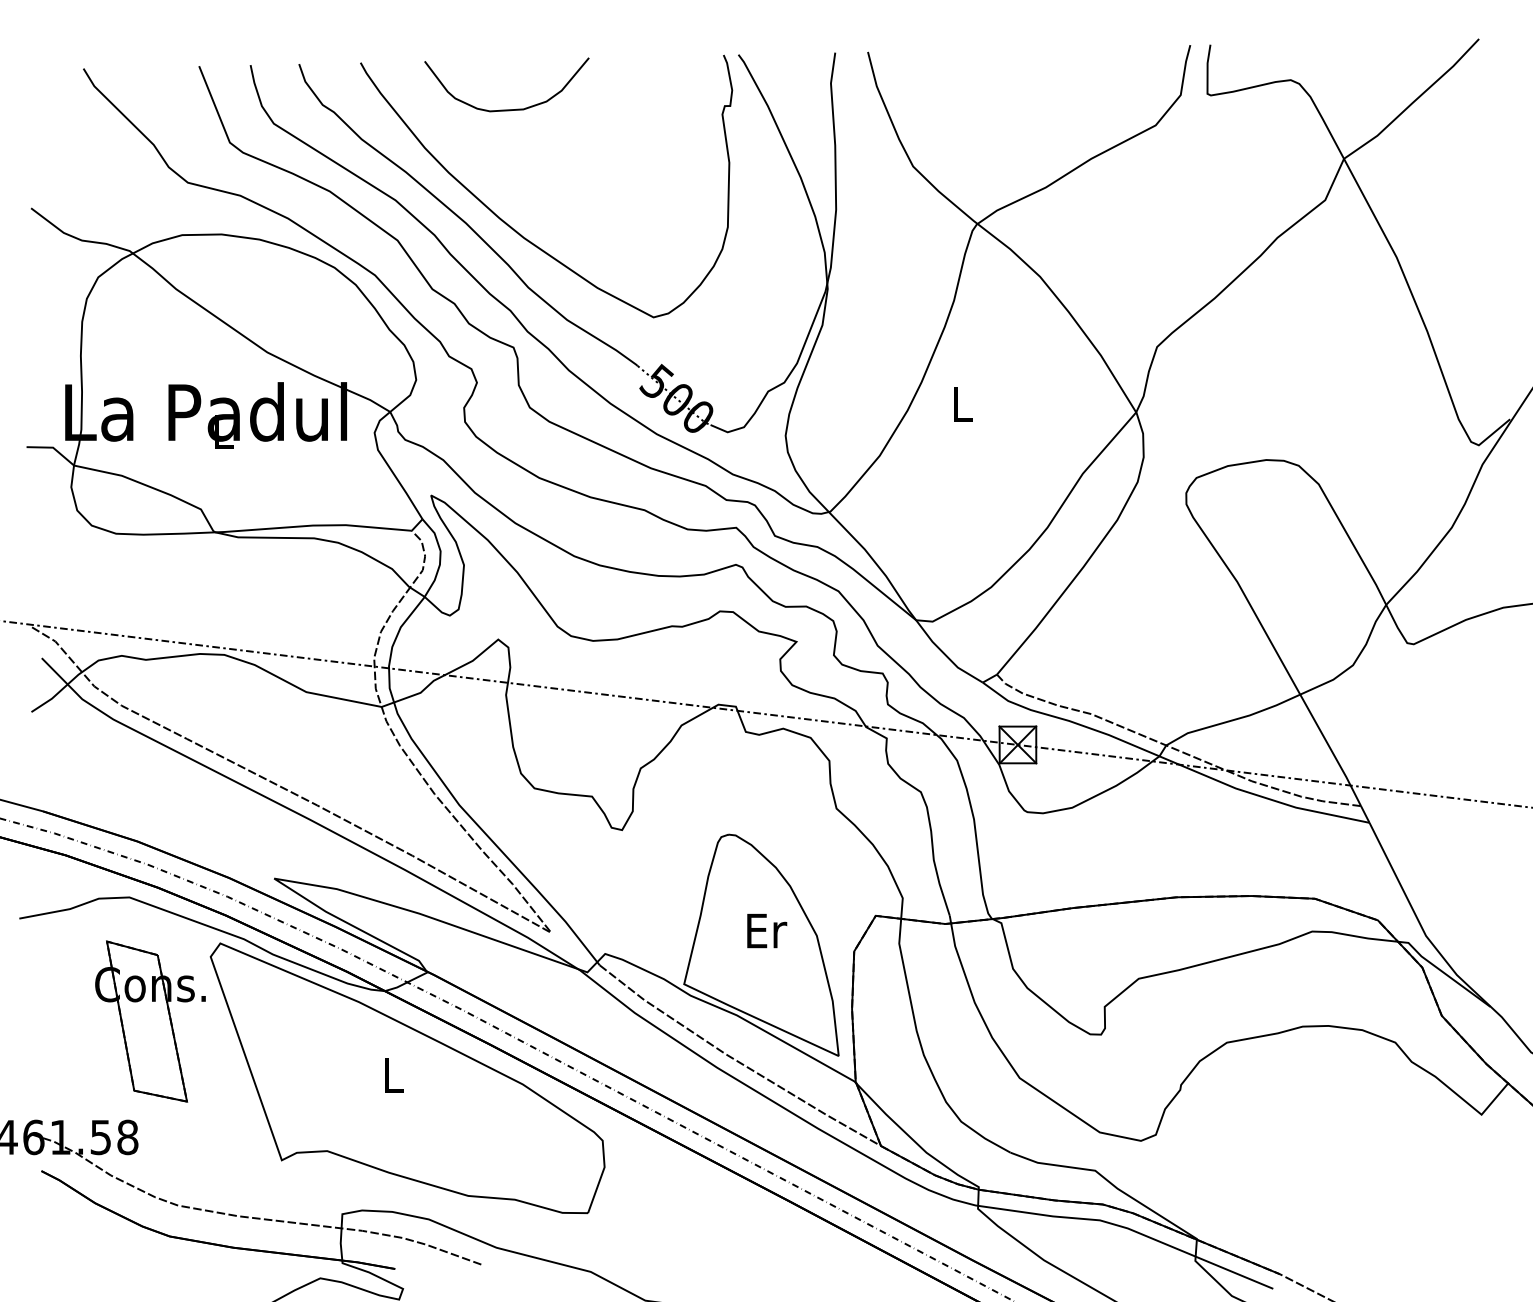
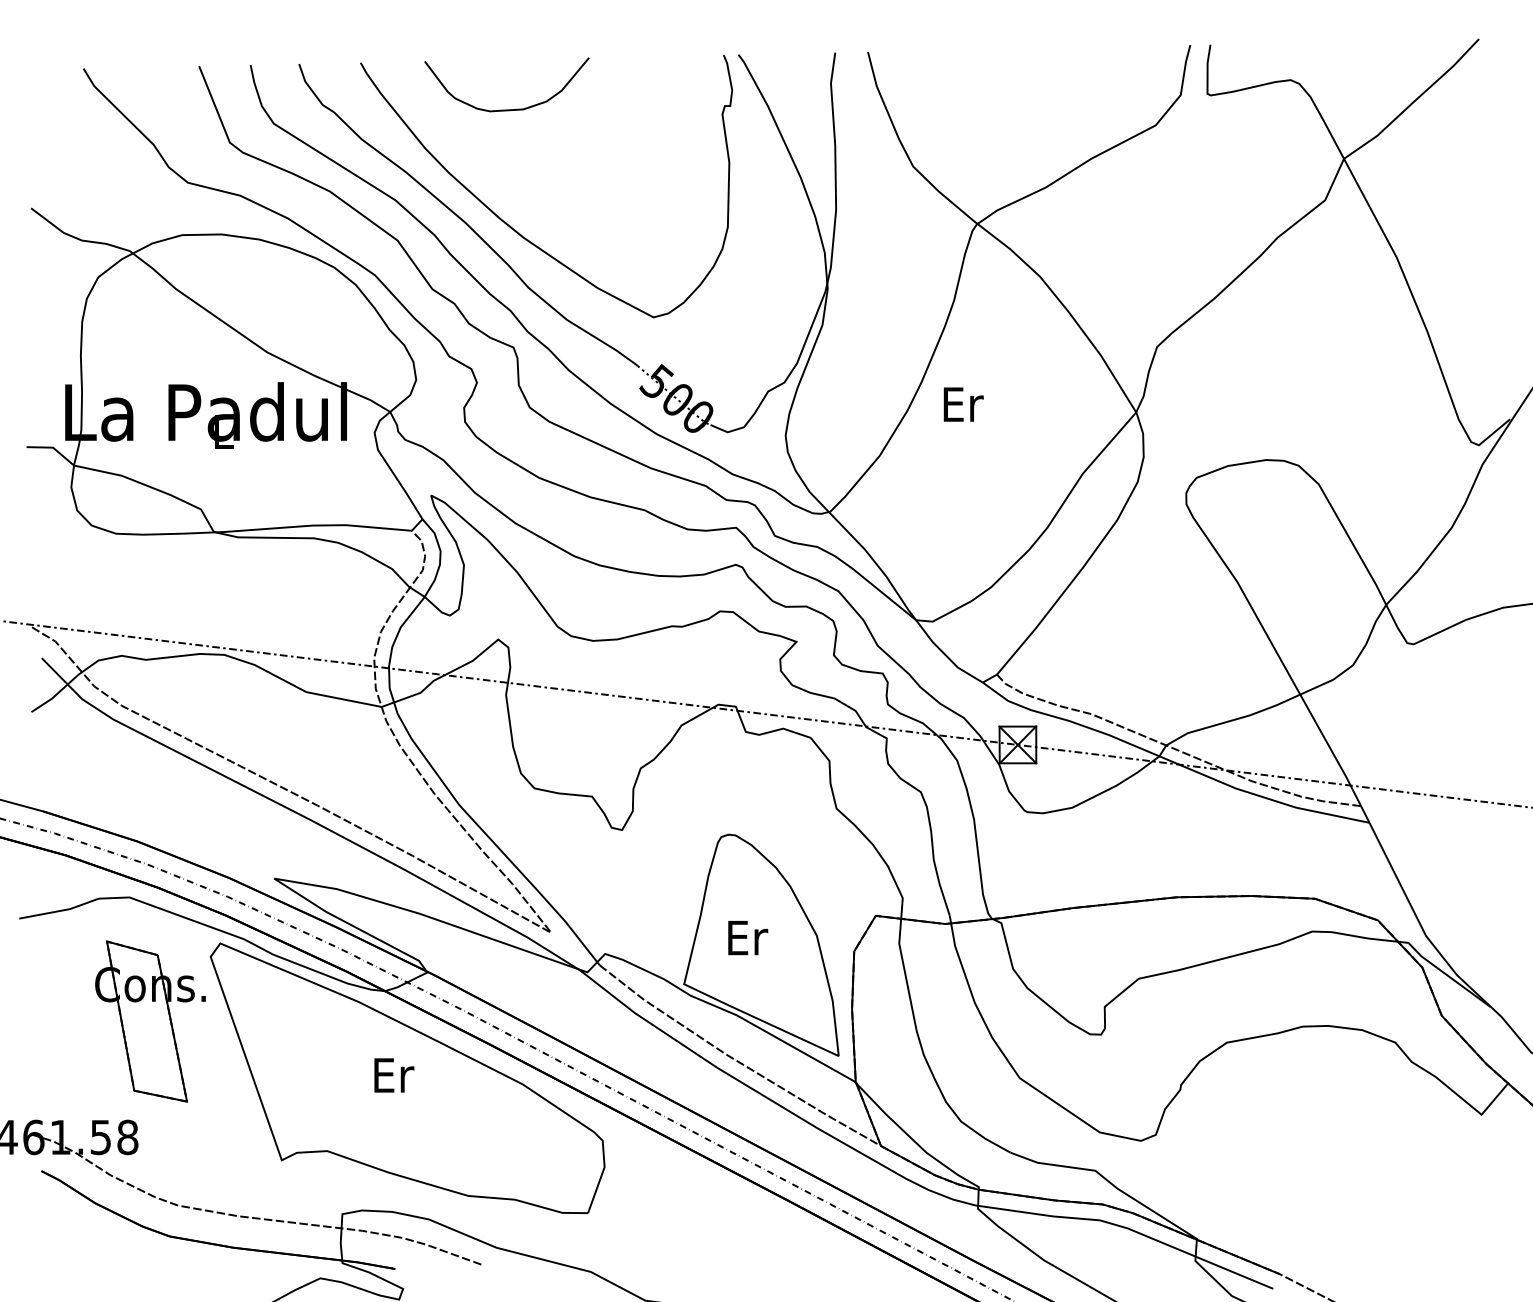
text: L -> Er (963, 404)
text position: (767, 931) -> (748, 938) (748, 938)
text: L -> Er (394, 1075)
